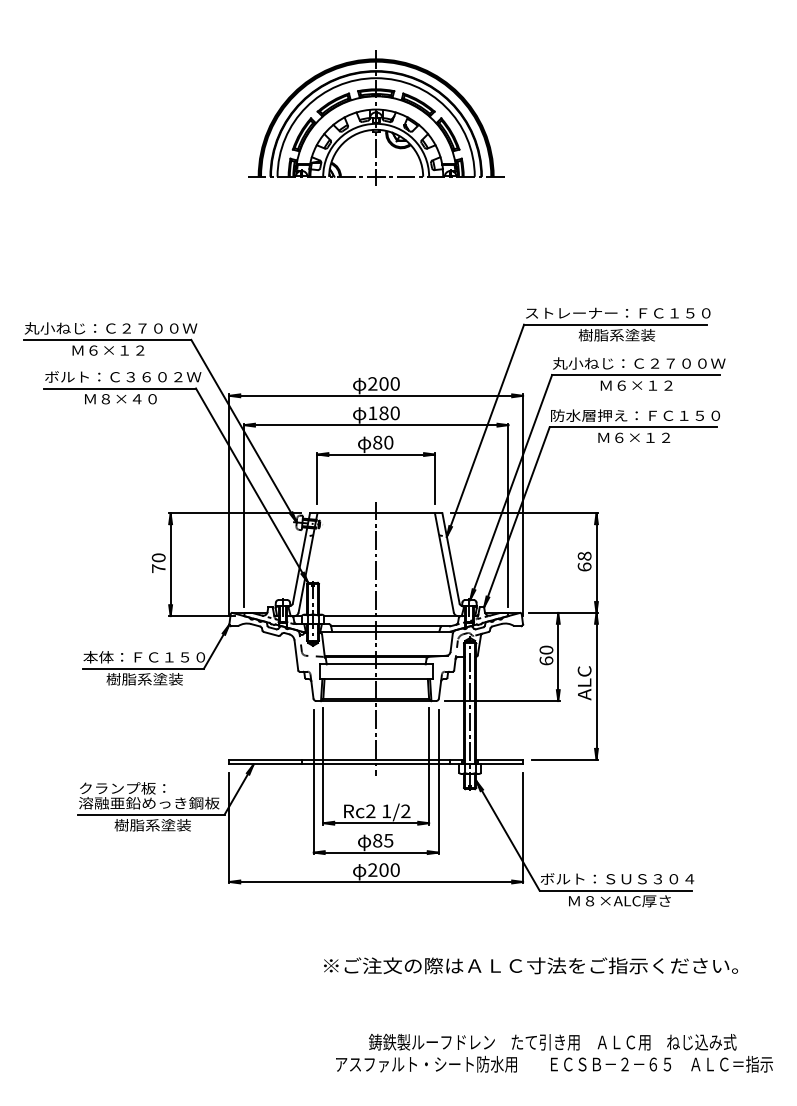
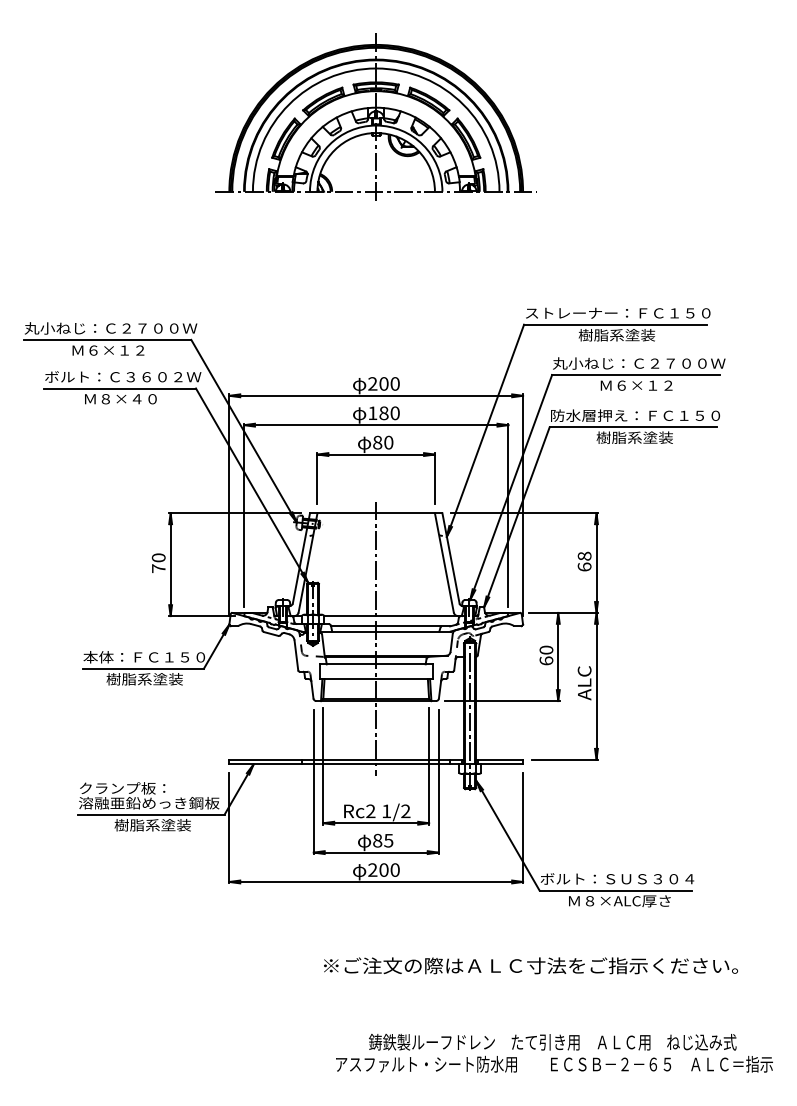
part size: 257x136 px -> 322x168 px (375, 116)
text: Ｍ６×１２ -> 樹脂系塗装 (634, 437)
